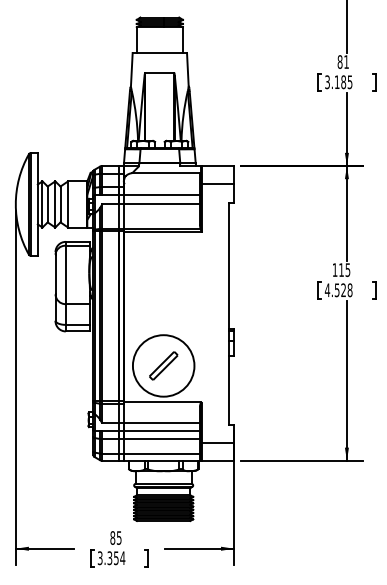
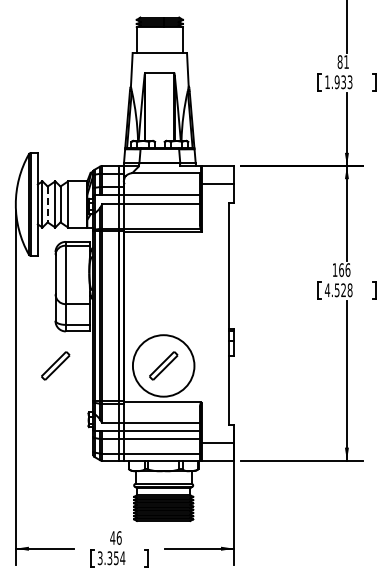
text: 3.185 -> 1.933 (338, 82)
line: solid -> dashed (47, 204)
text: 115 -> 166 (344, 269)
part: none -> present (55, 365)
text: 85 -> 46 (115, 537)
